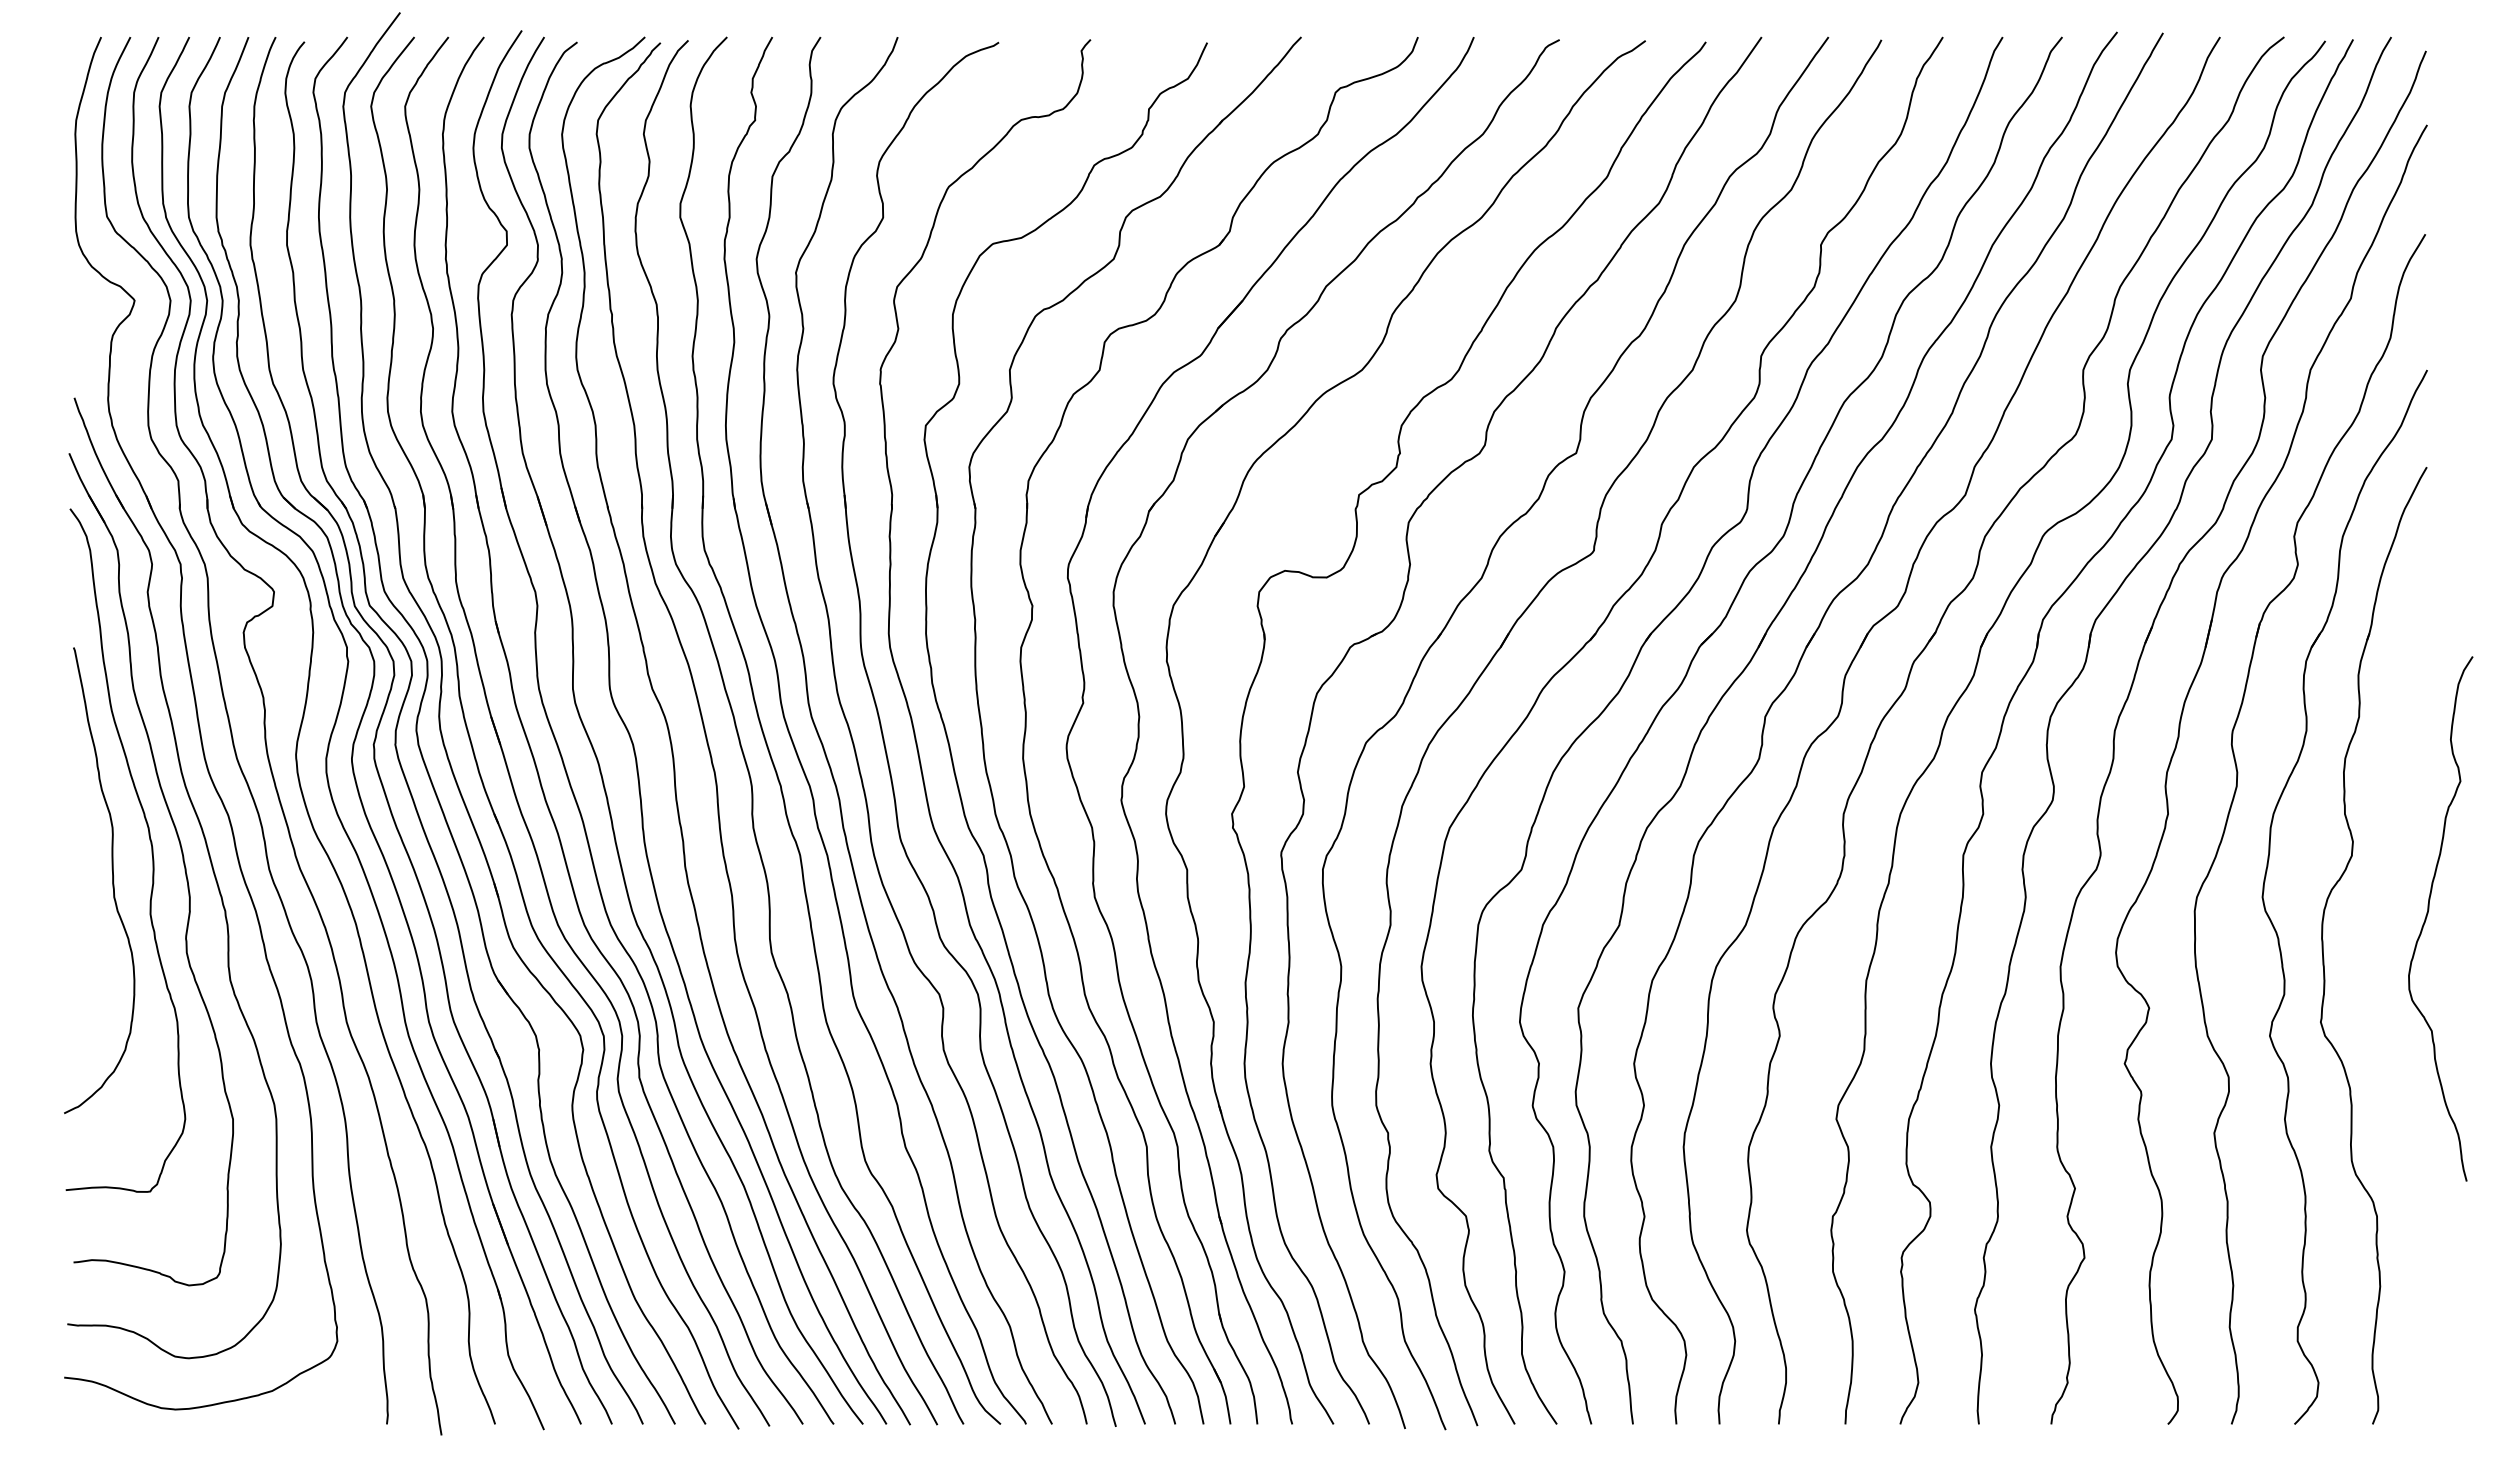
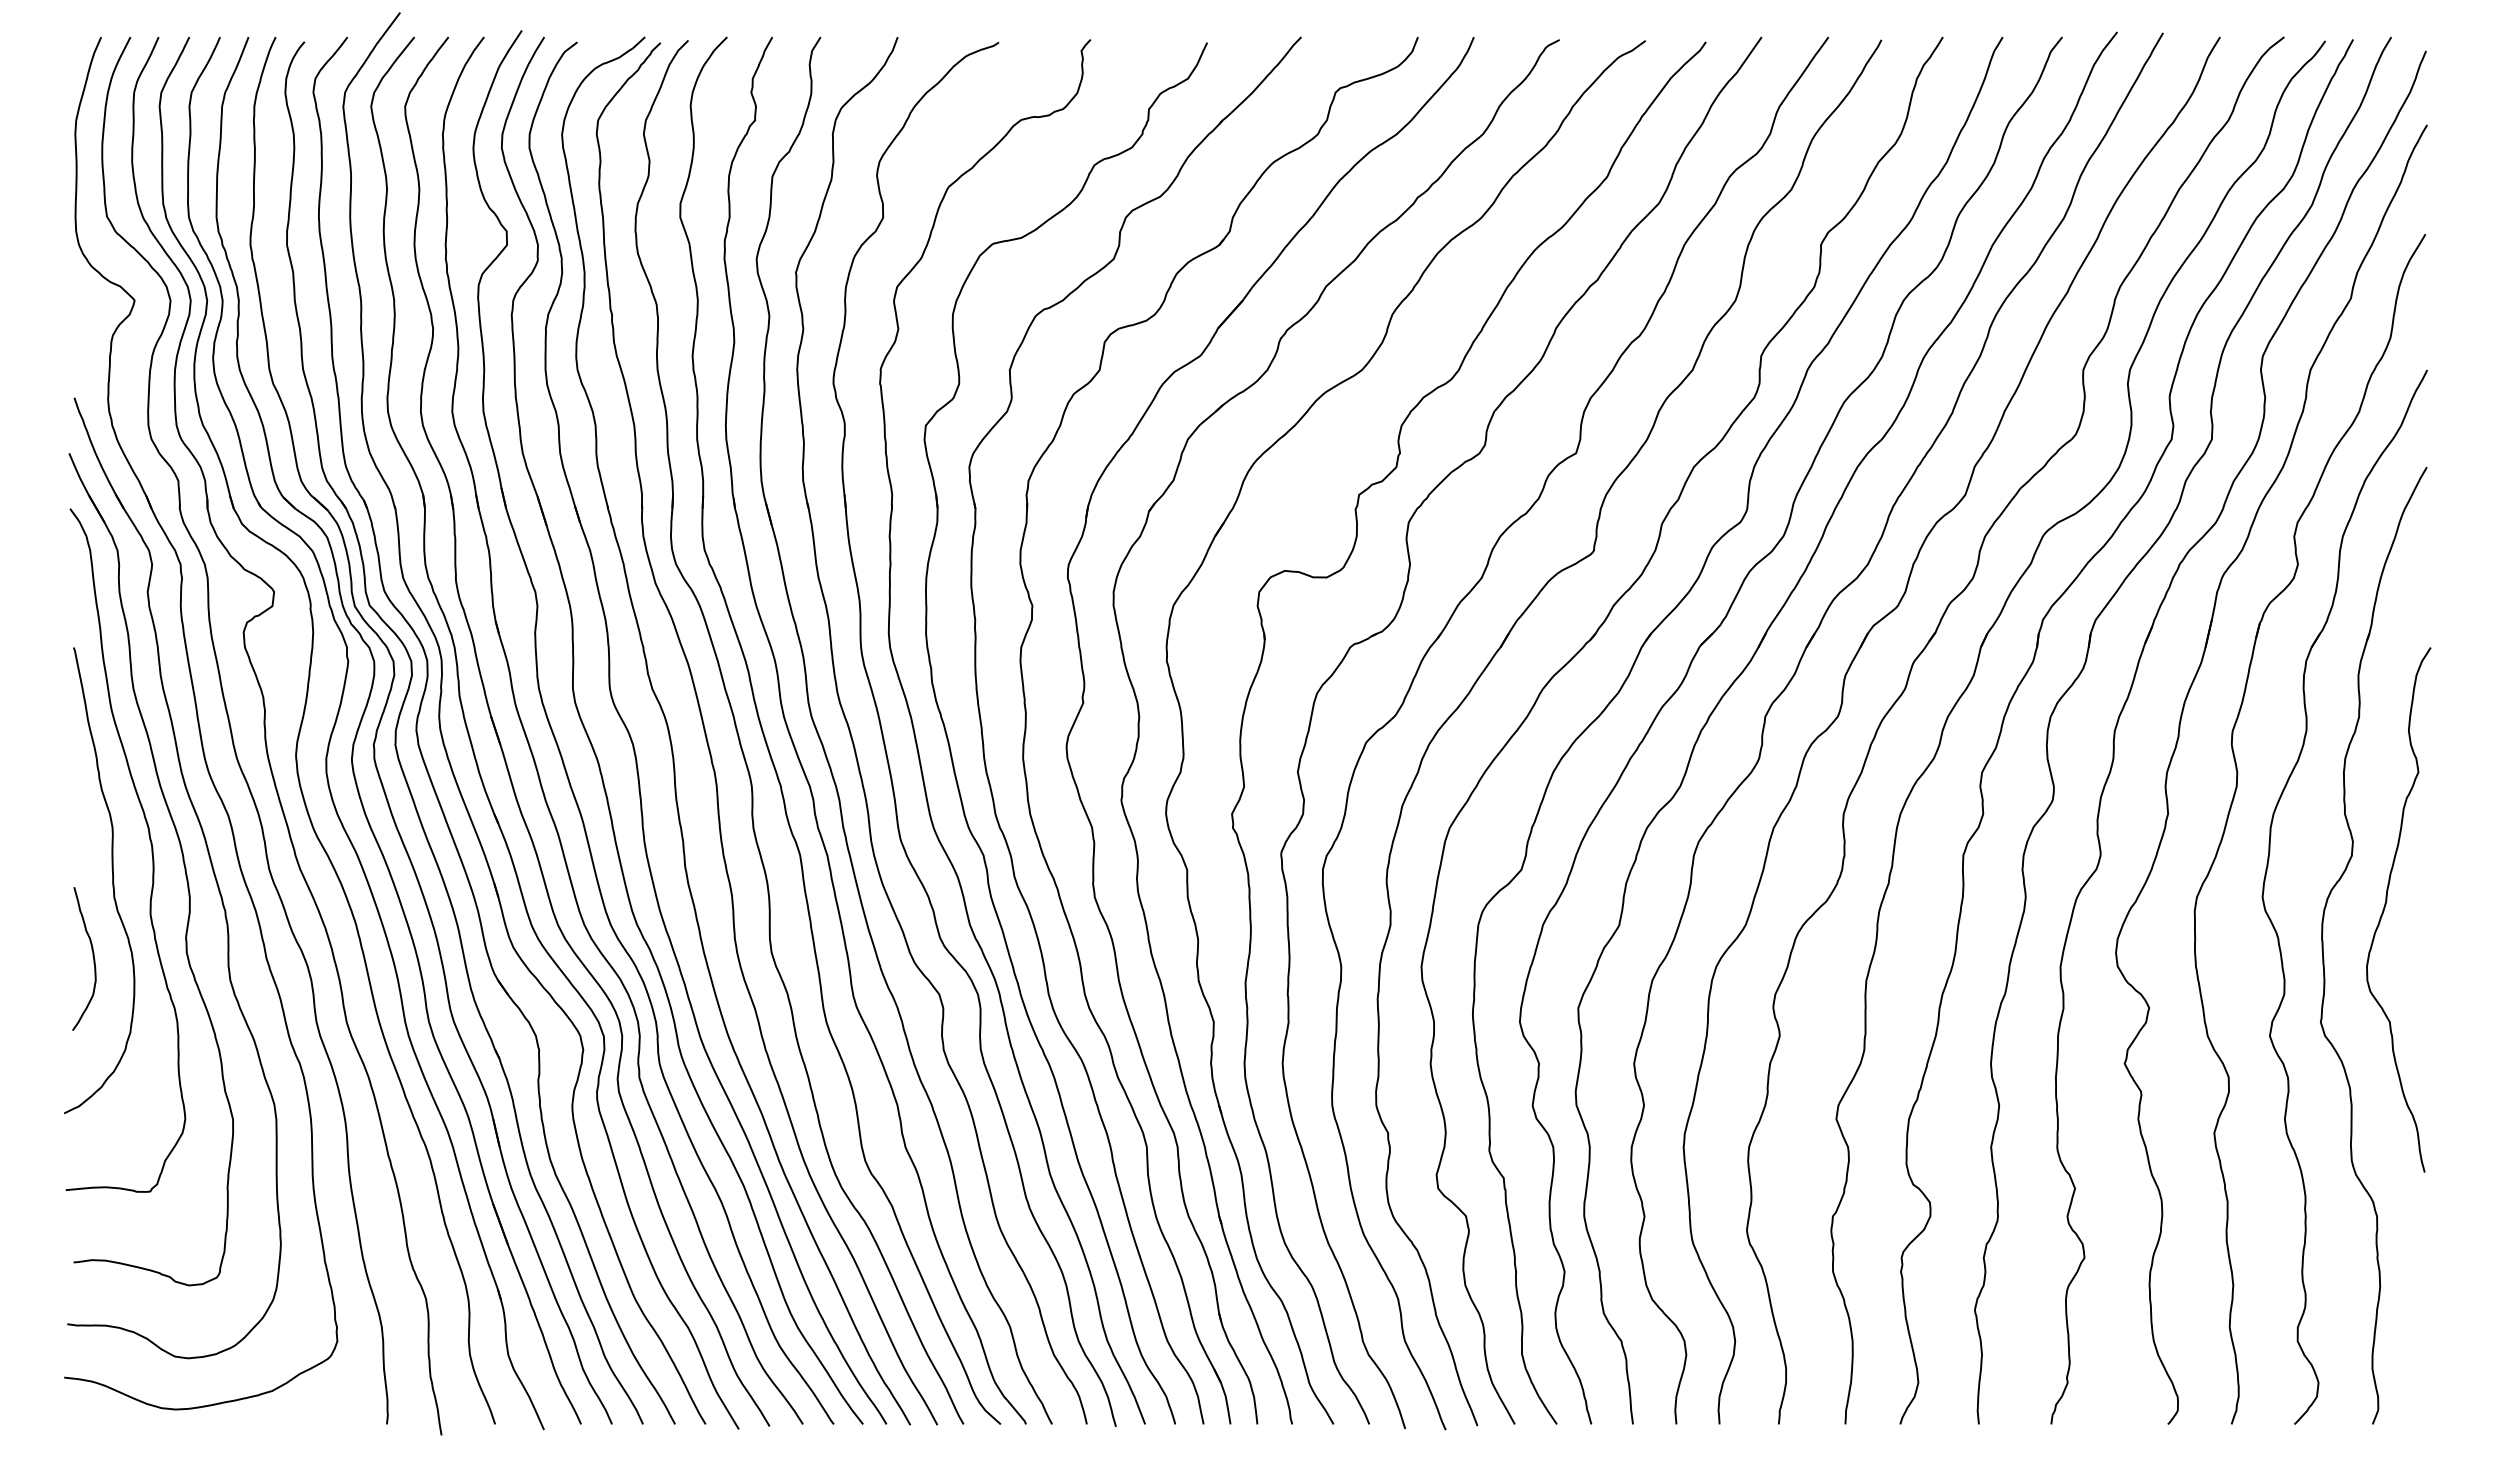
curve position: (2428, 913) -> (2386, 904) (2386, 904)
curve: none -> present (92, 956)
